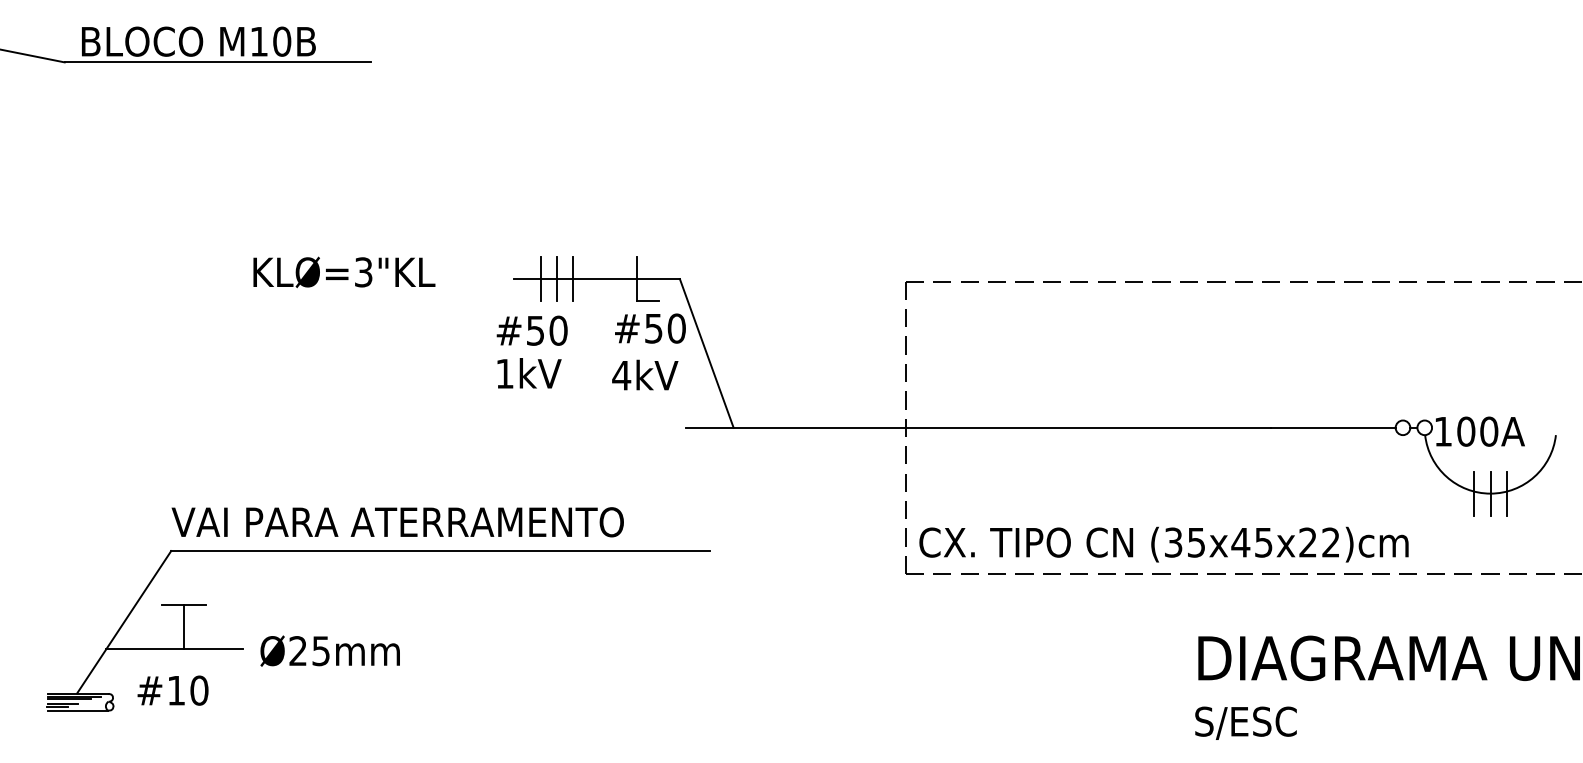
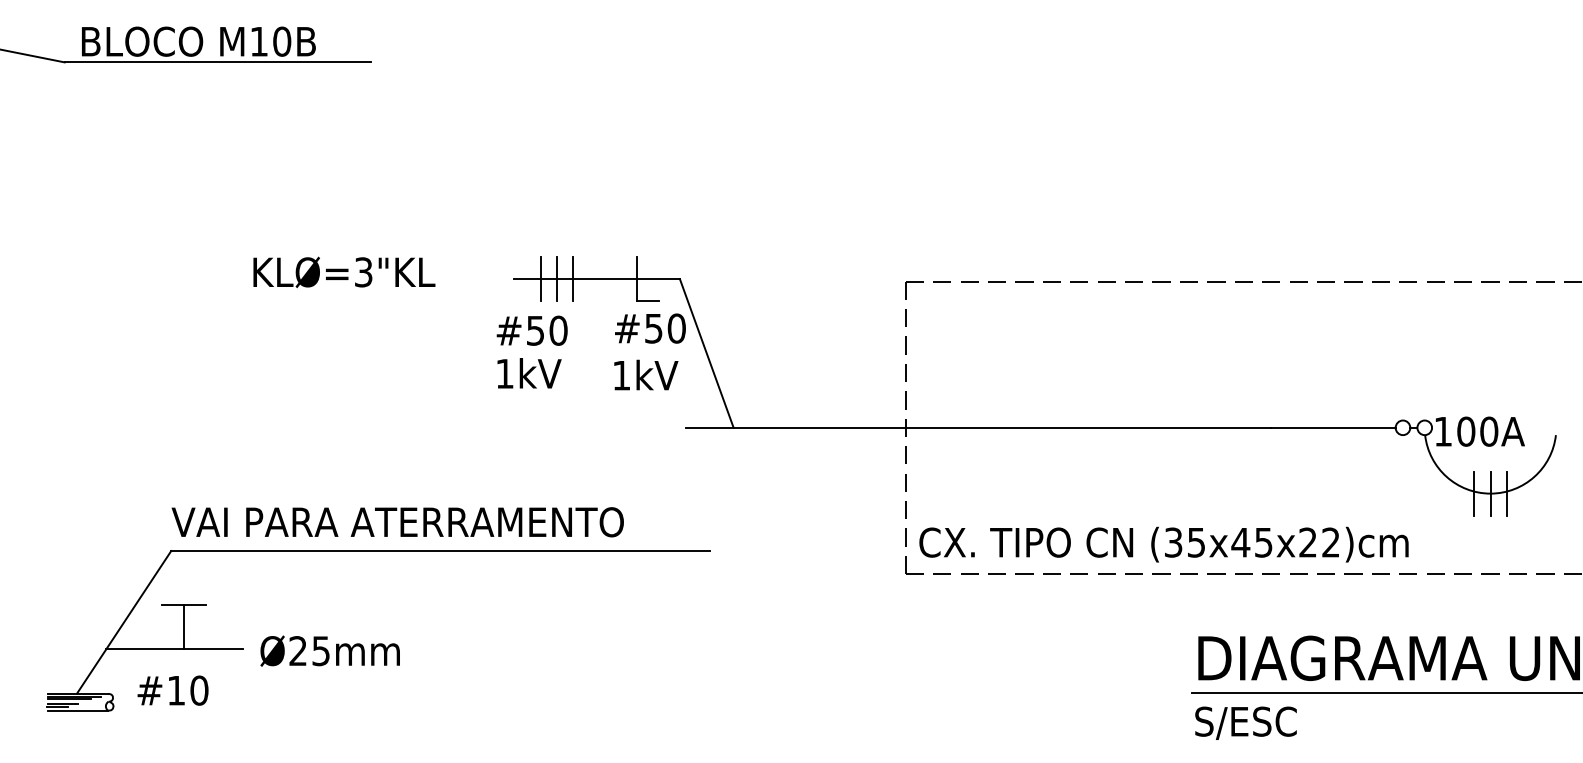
text: 4kV -> 1kV (621, 375)
line: none -> present (1385, 692)
